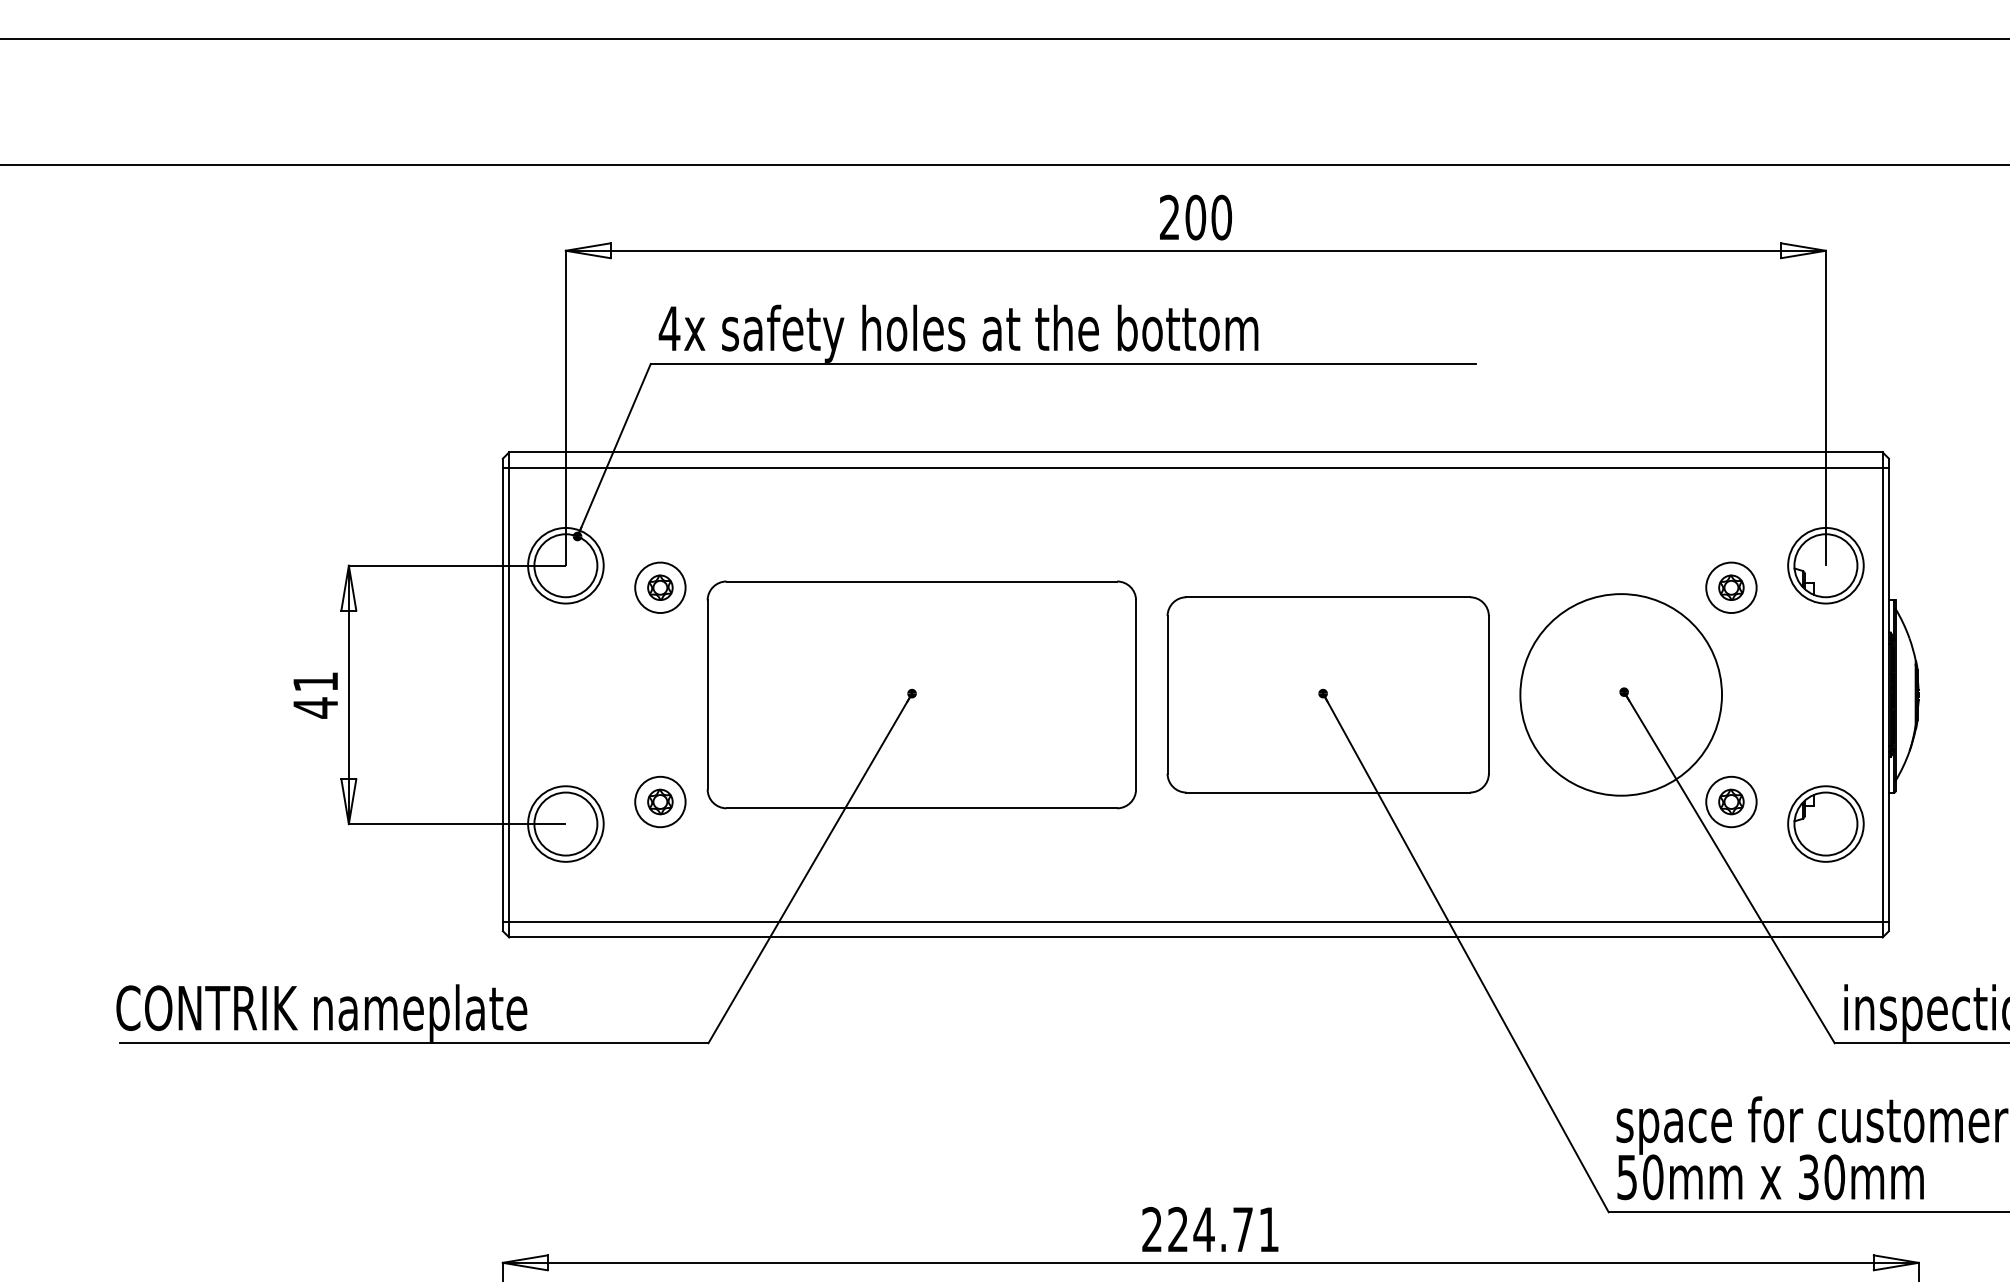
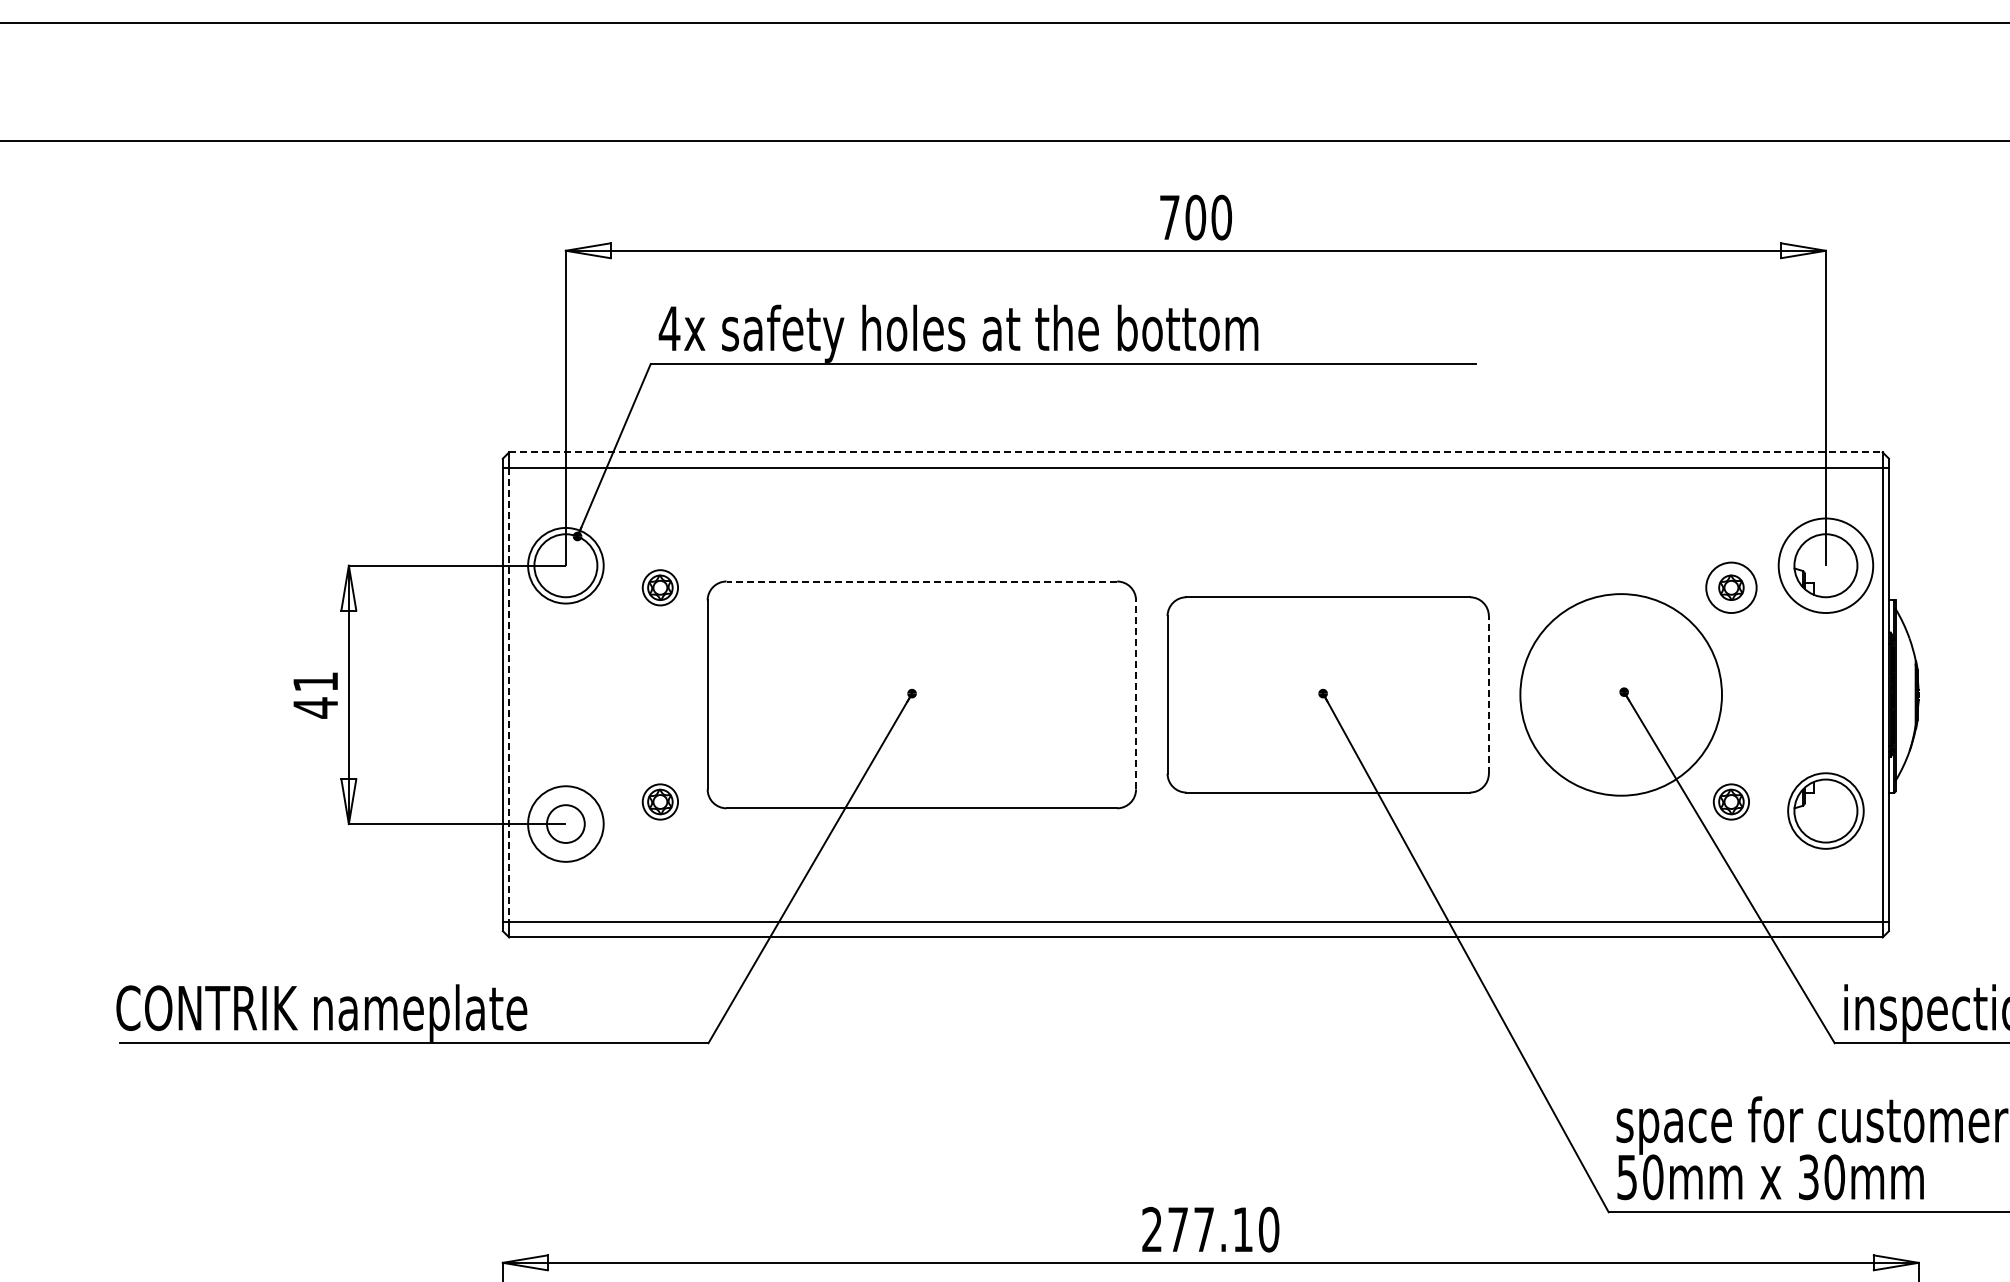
line position: (1004, 38) -> (1004, 22) (1004, 22)
line position: (1004, 164) -> (1004, 140) (1004, 140)
text: 200 -> 700 (1169, 216)
line: solid -> dashed (1195, 452)
circle diameter: 76 px -> 95 px (1825, 565)
line: solid -> dashed (921, 581)
circle diameter: 50 px -> 35 px (660, 587)
line: solid -> dashed (509, 694)
line: solid -> dashed (1136, 694)
line: solid -> dashed (1488, 694)
circle diameter: 50 px -> 35 px (660, 801)
circle diameter: 50 px -> 35 px (1731, 801)
circle diameter: 63 px -> 38 px (565, 823)
part position: (1825, 823) -> (1825, 810) (1825, 810)
text: 224.71 -> 277.10 (1223, 1229)
